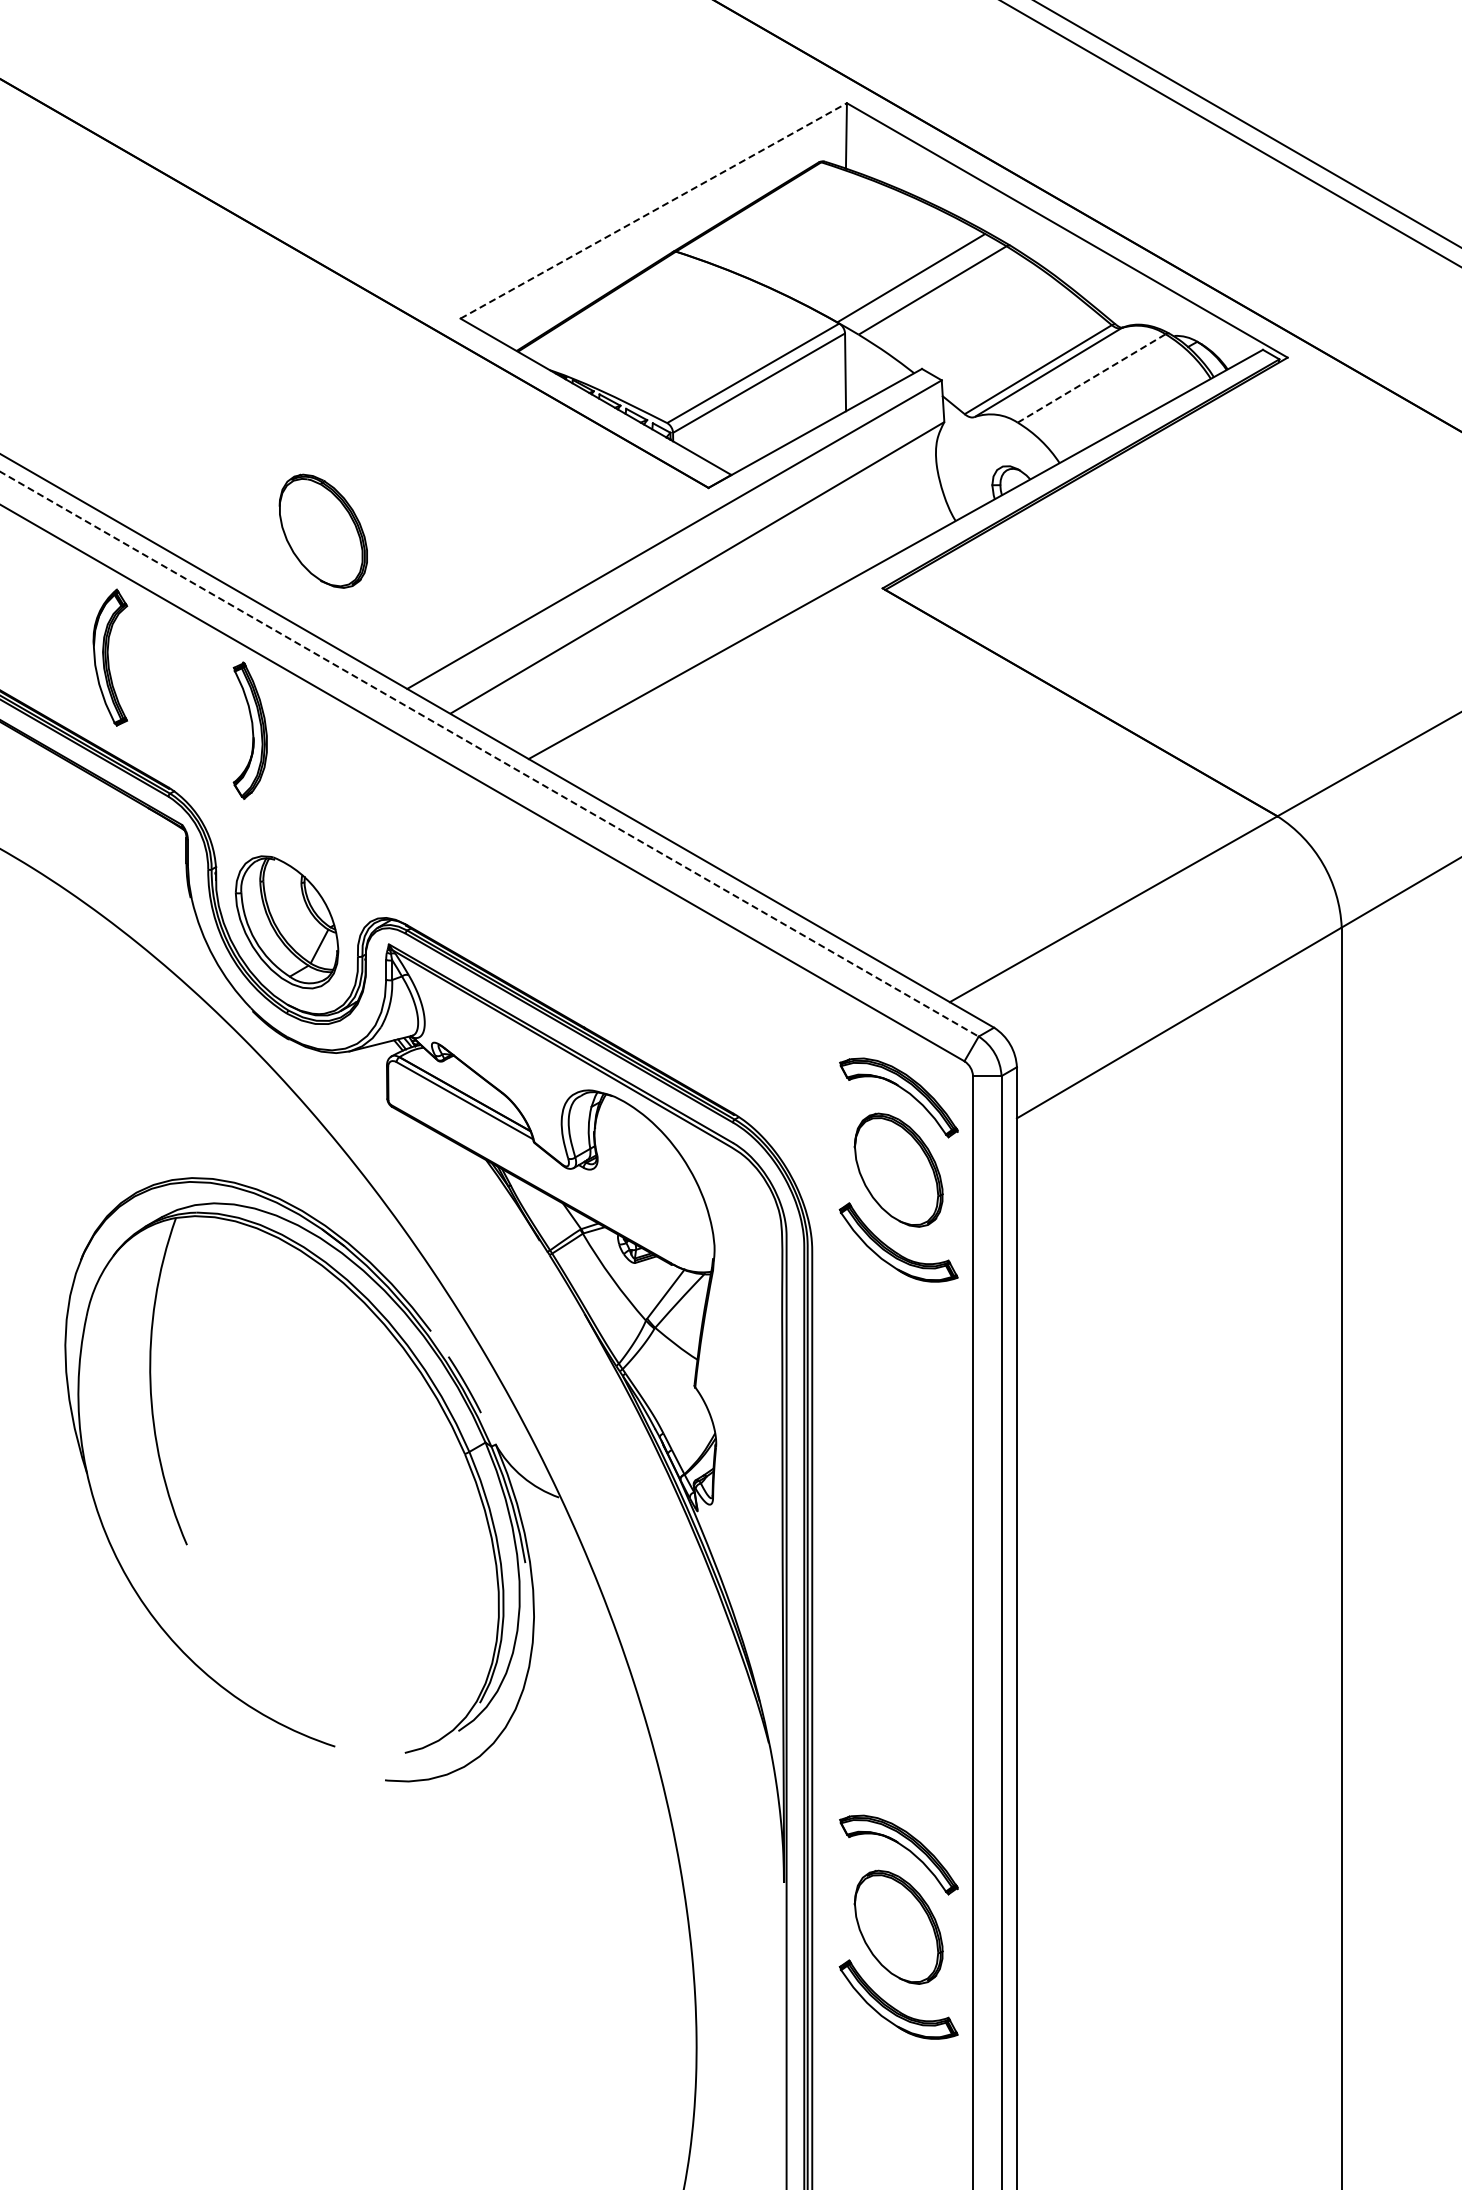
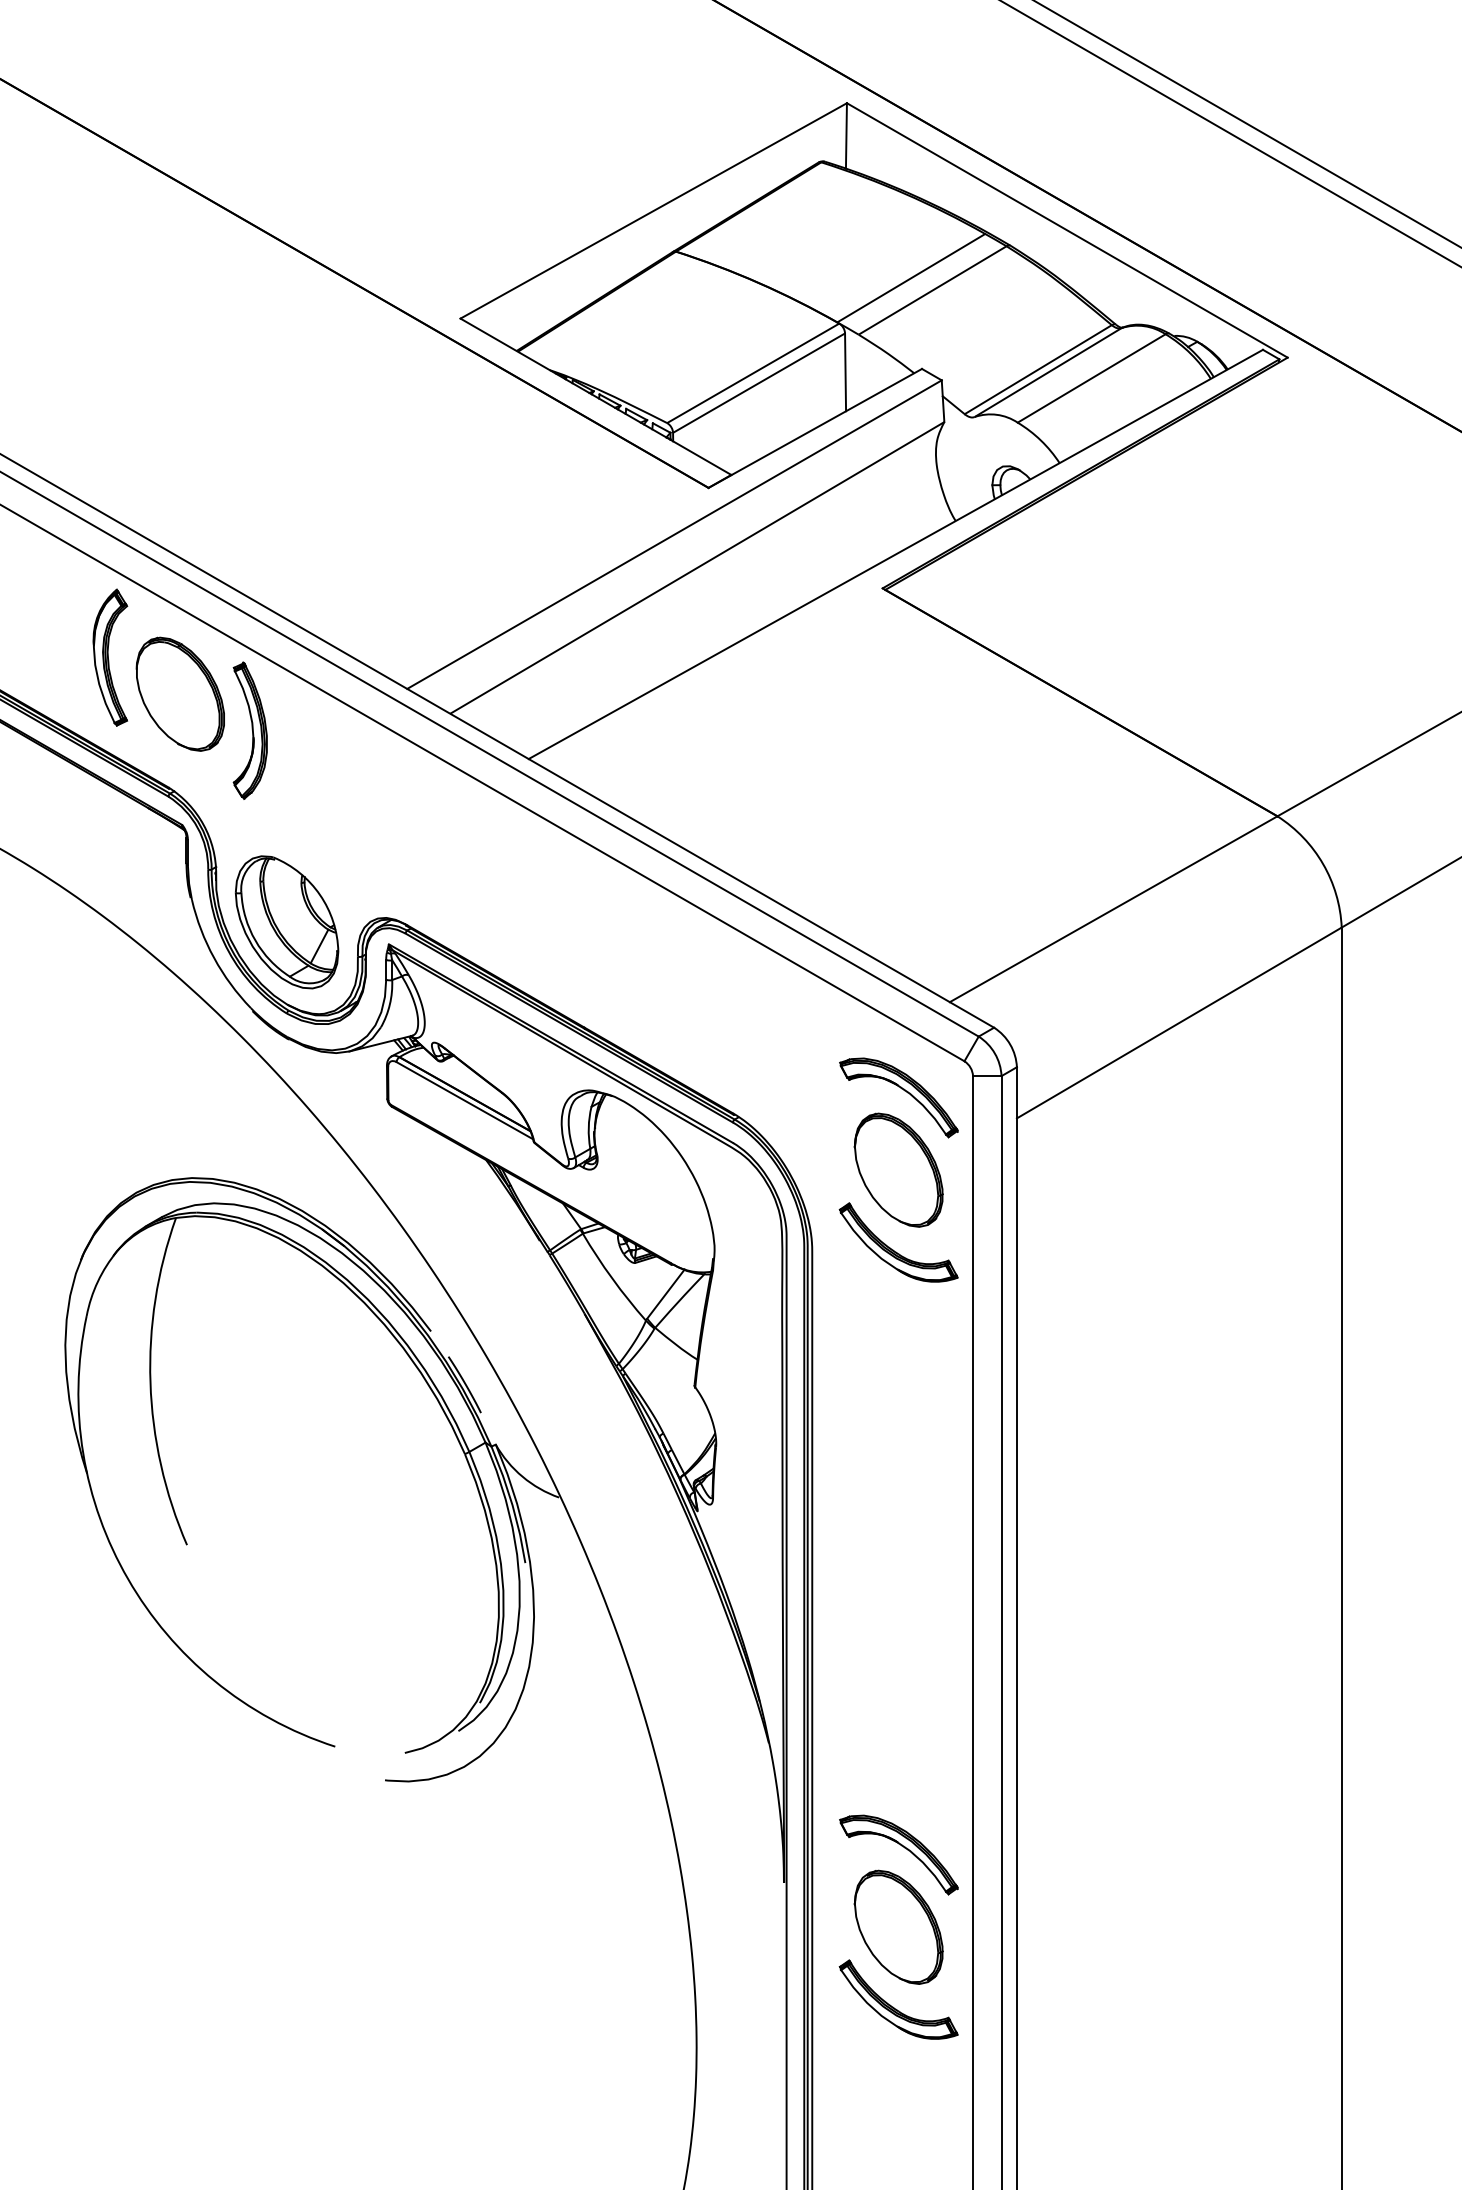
line: dashed -> solid (654, 210)
line: dashed -> solid (1092, 378)
part position: (322, 530) -> (179, 693) (179, 693)
line: dashed -> solid (489, 754)
